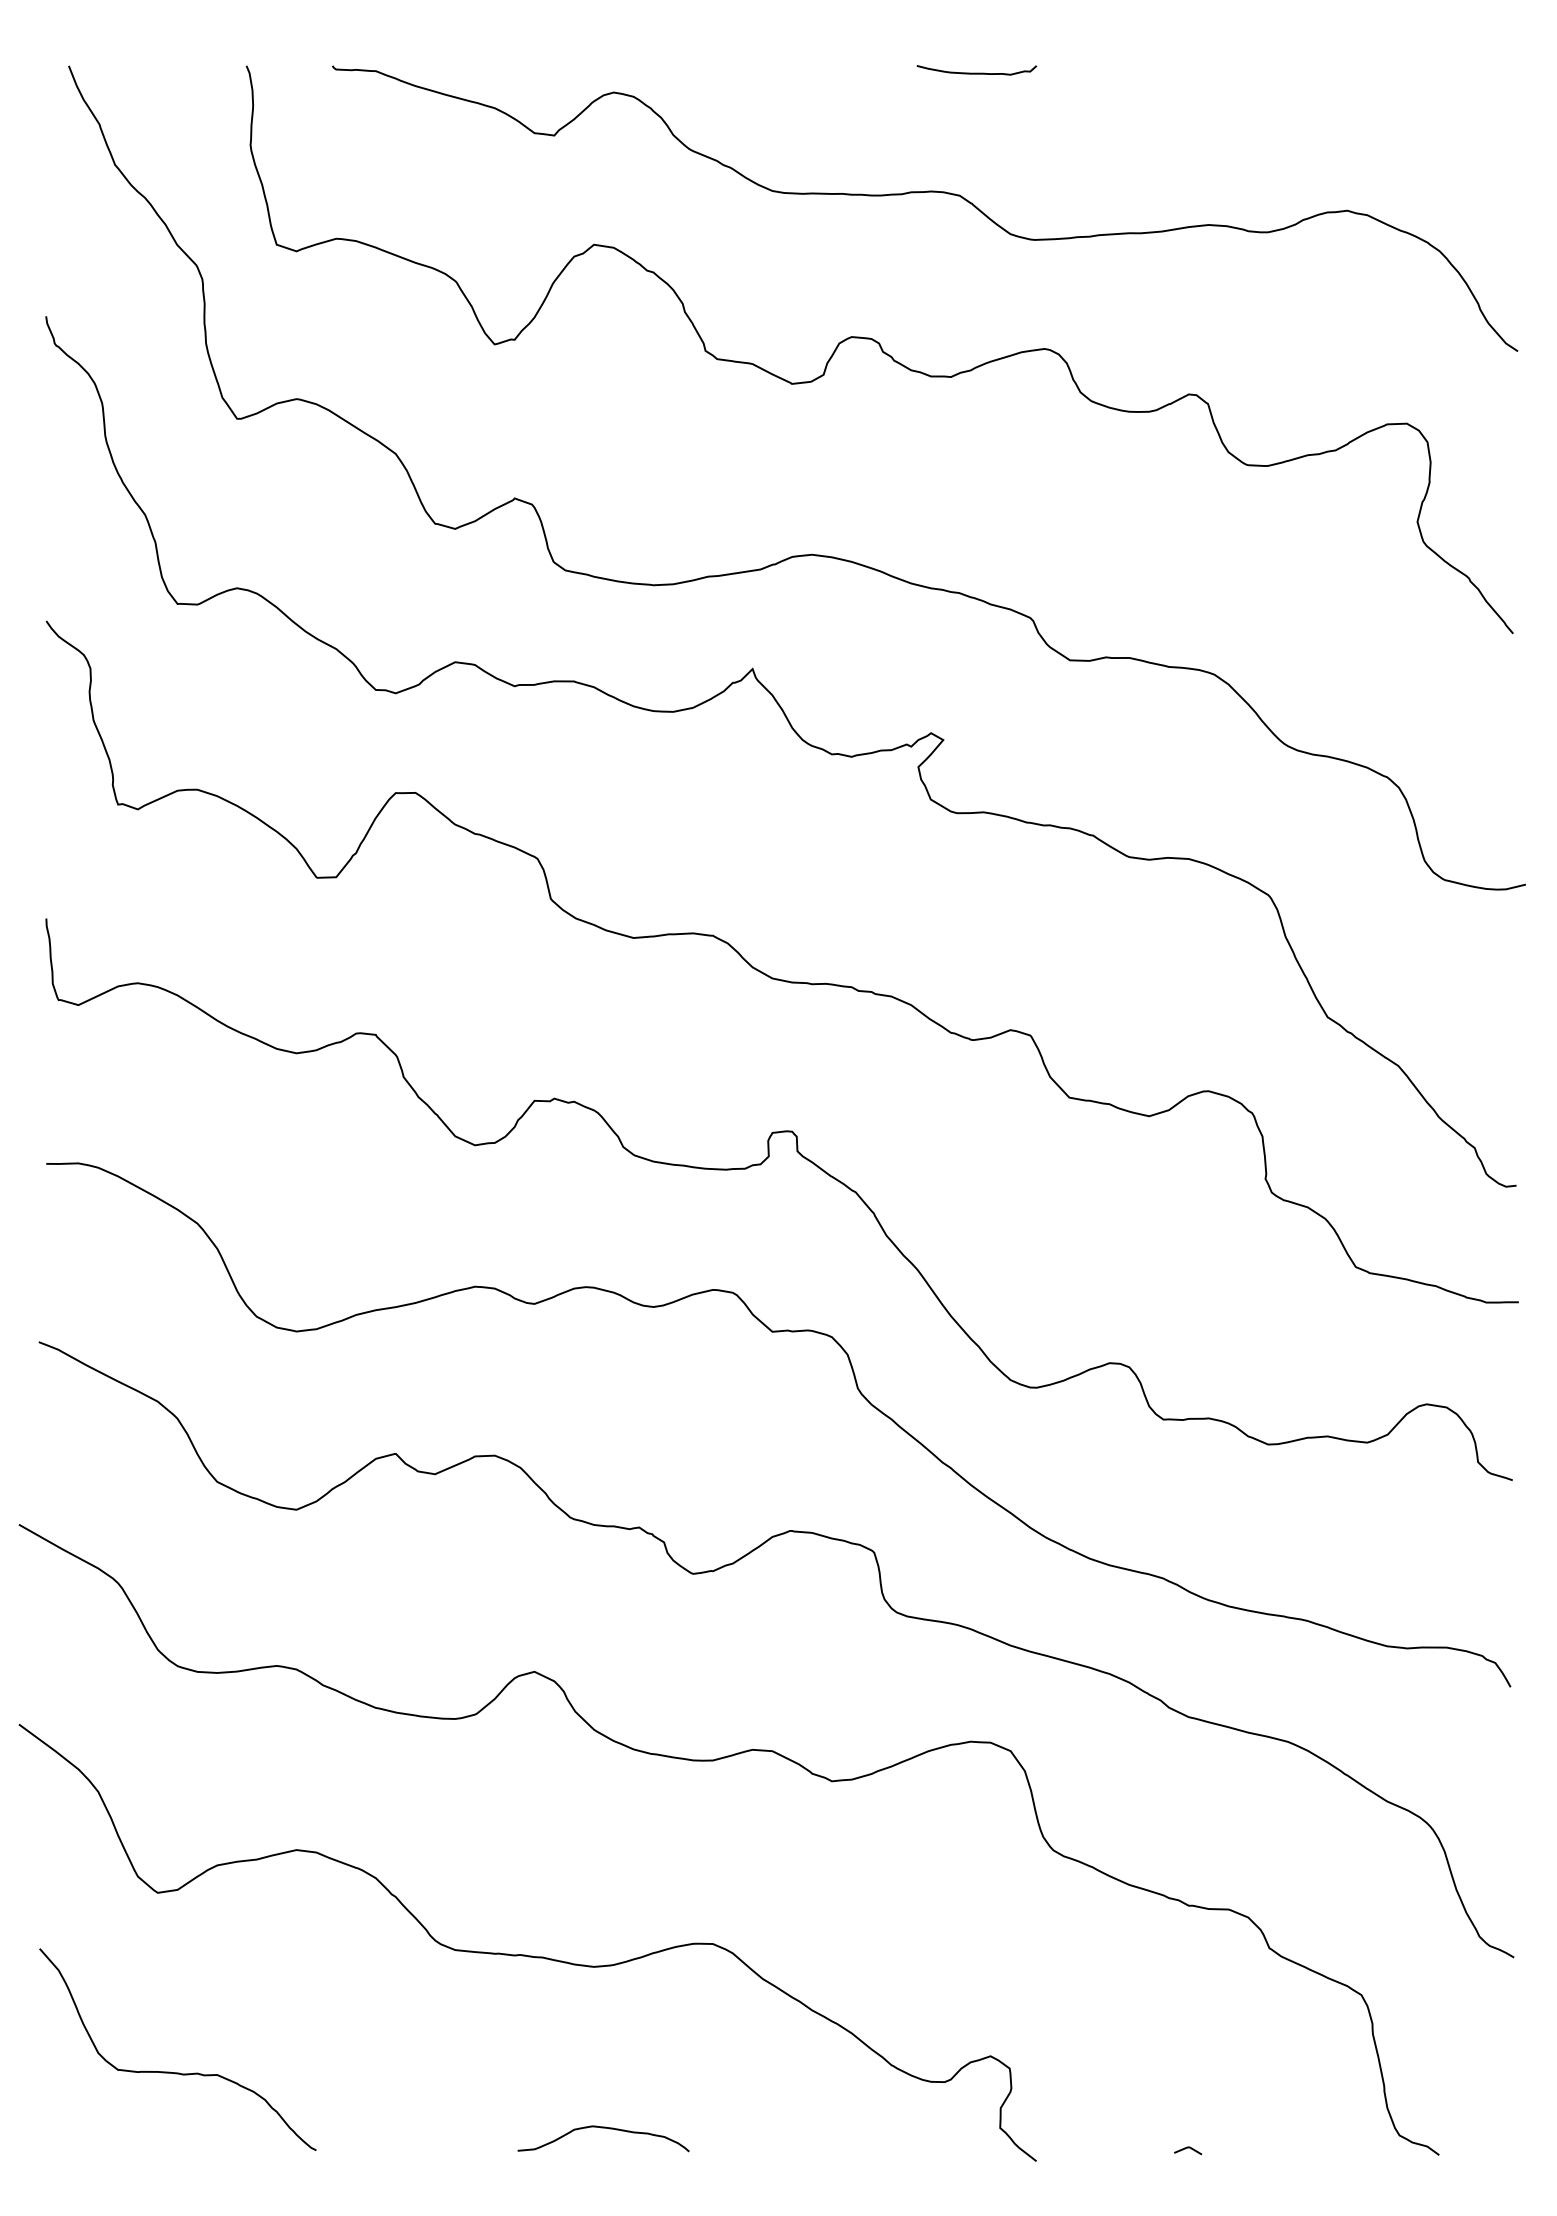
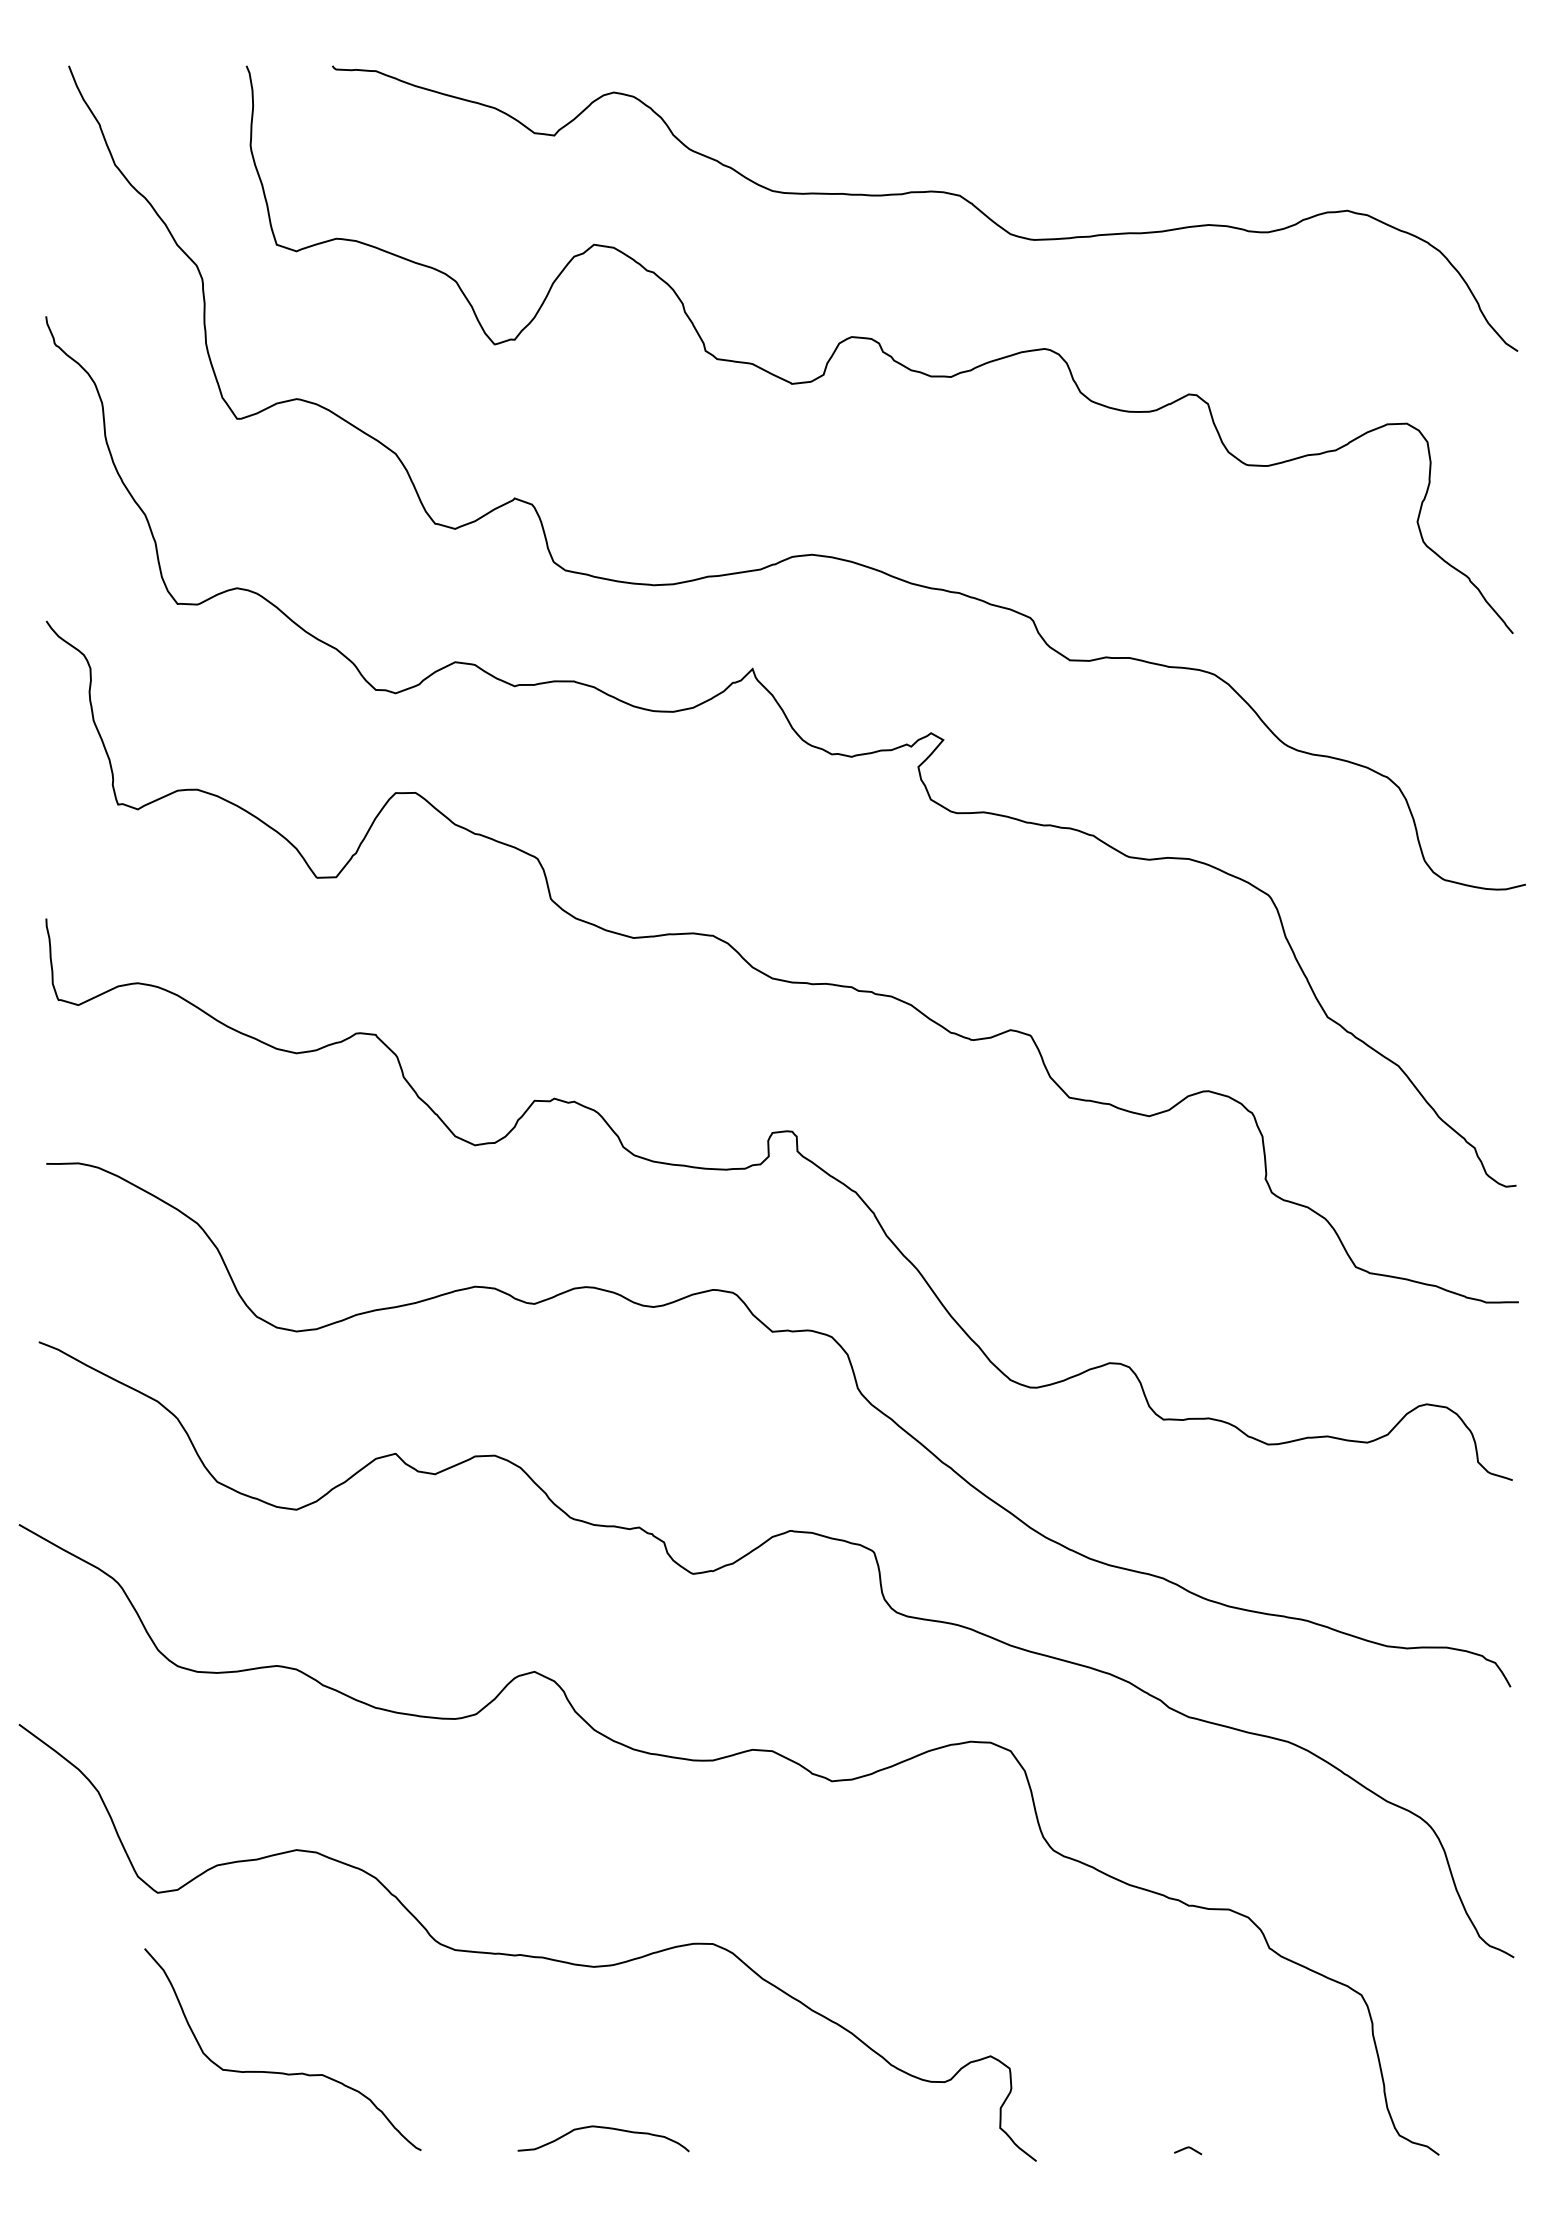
curve: present -> none (976, 72)
curve position: (177, 2072) -> (282, 2072) (282, 2072)
